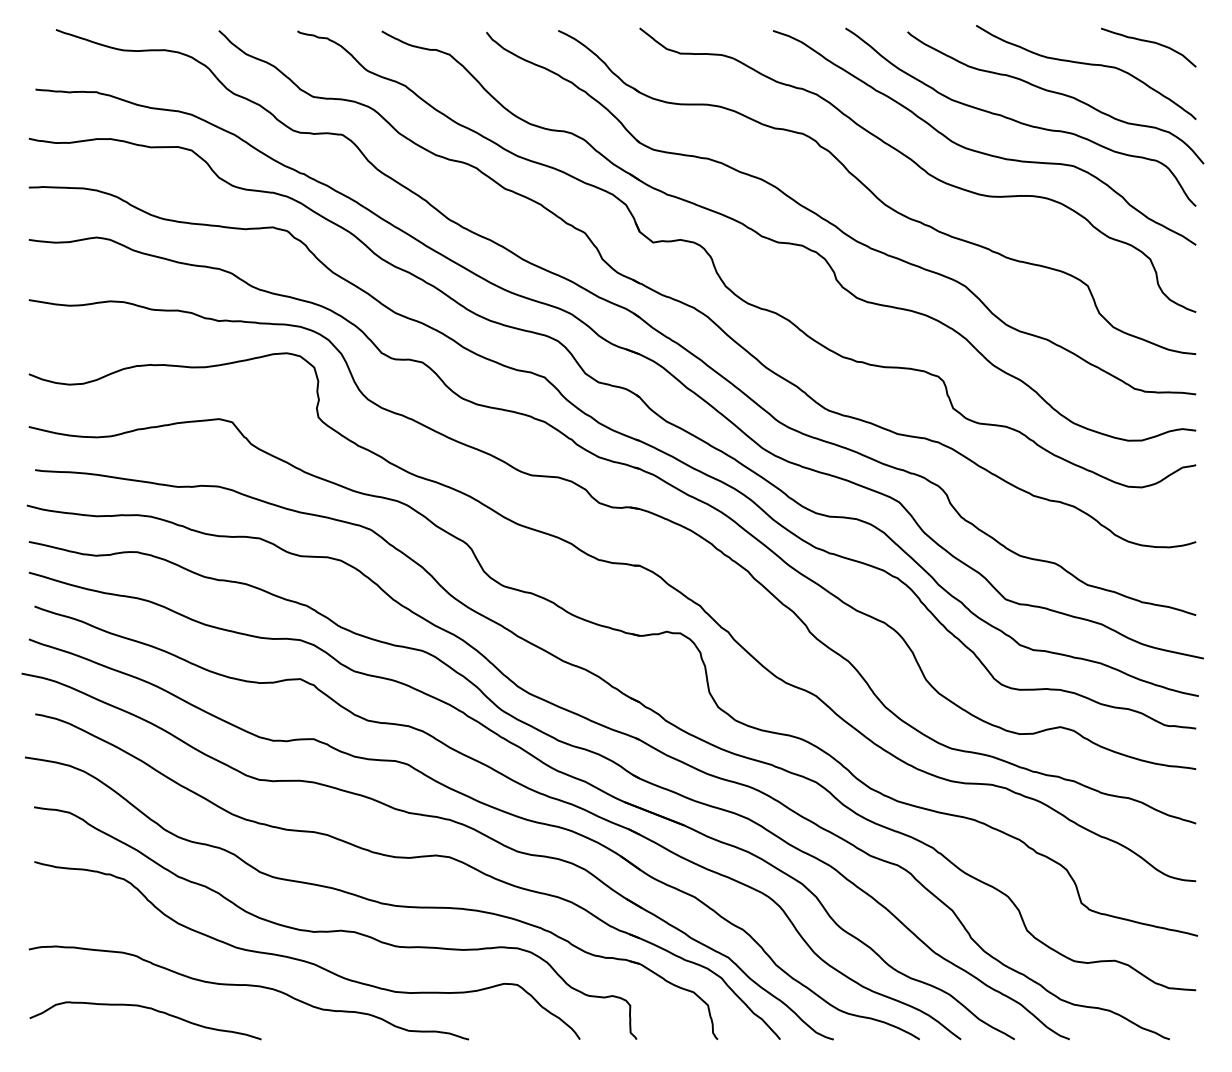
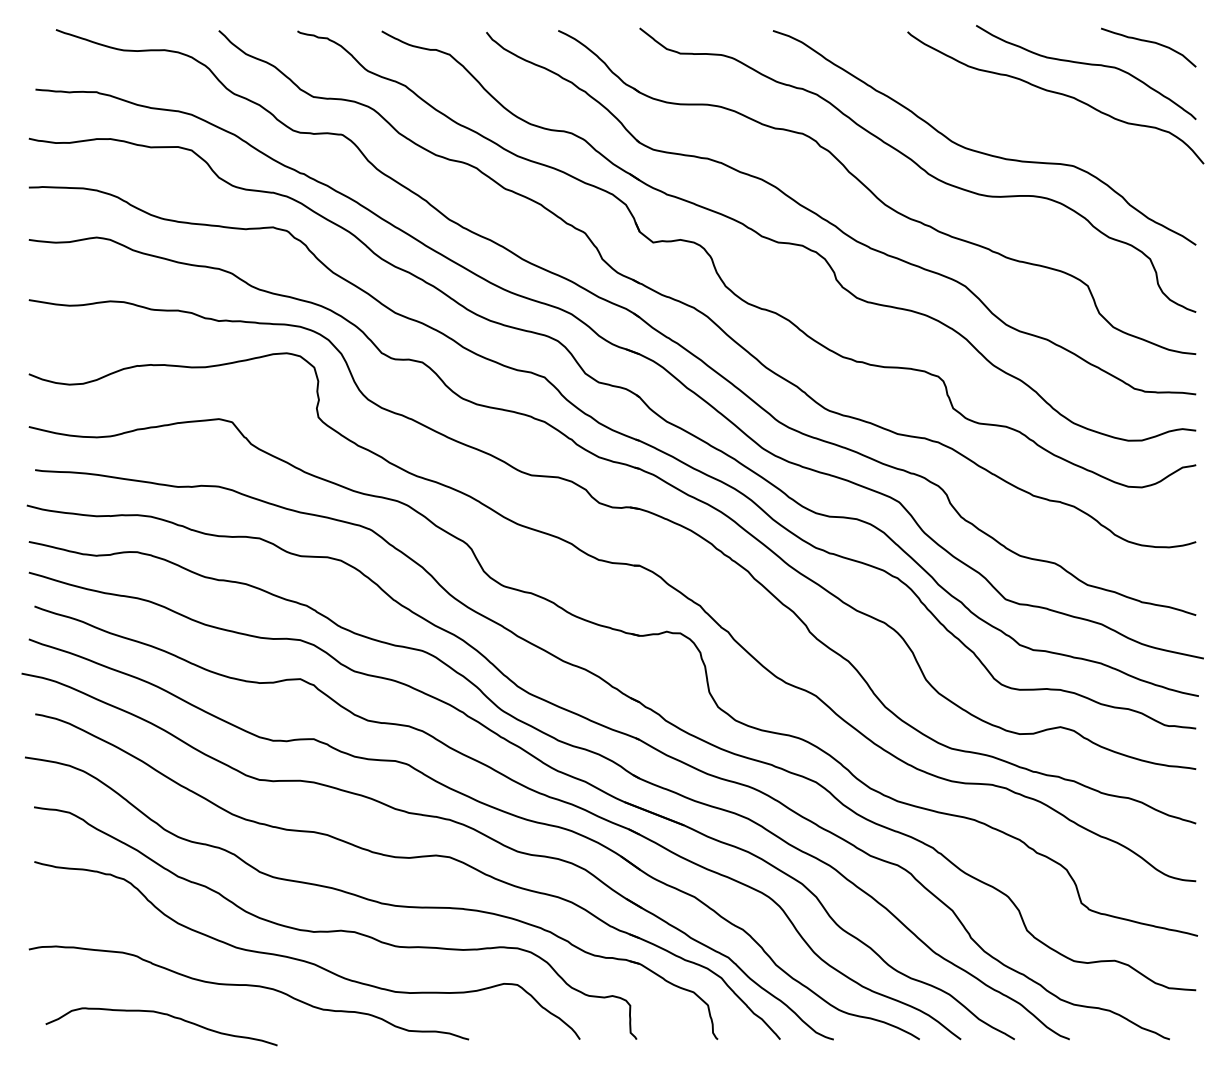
curve: present -> none (1017, 120)
curve position: (149, 1009) -> (165, 1015) (165, 1015)
